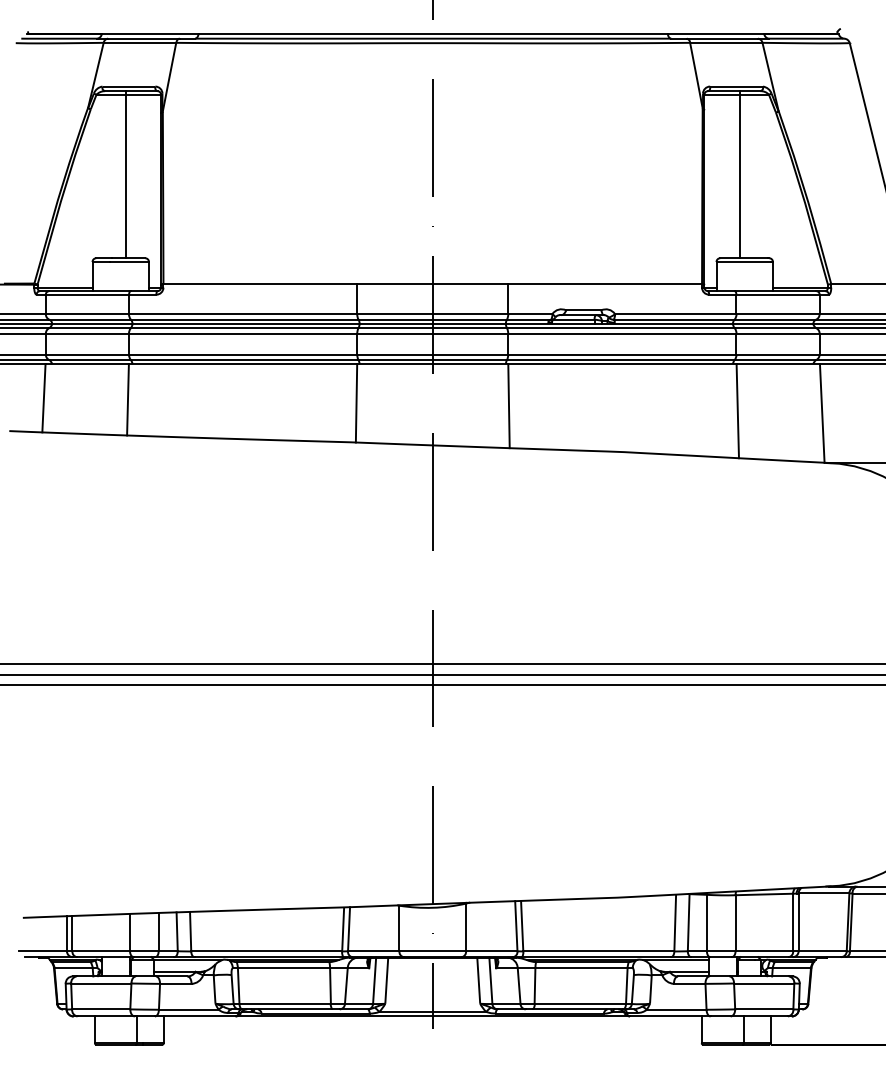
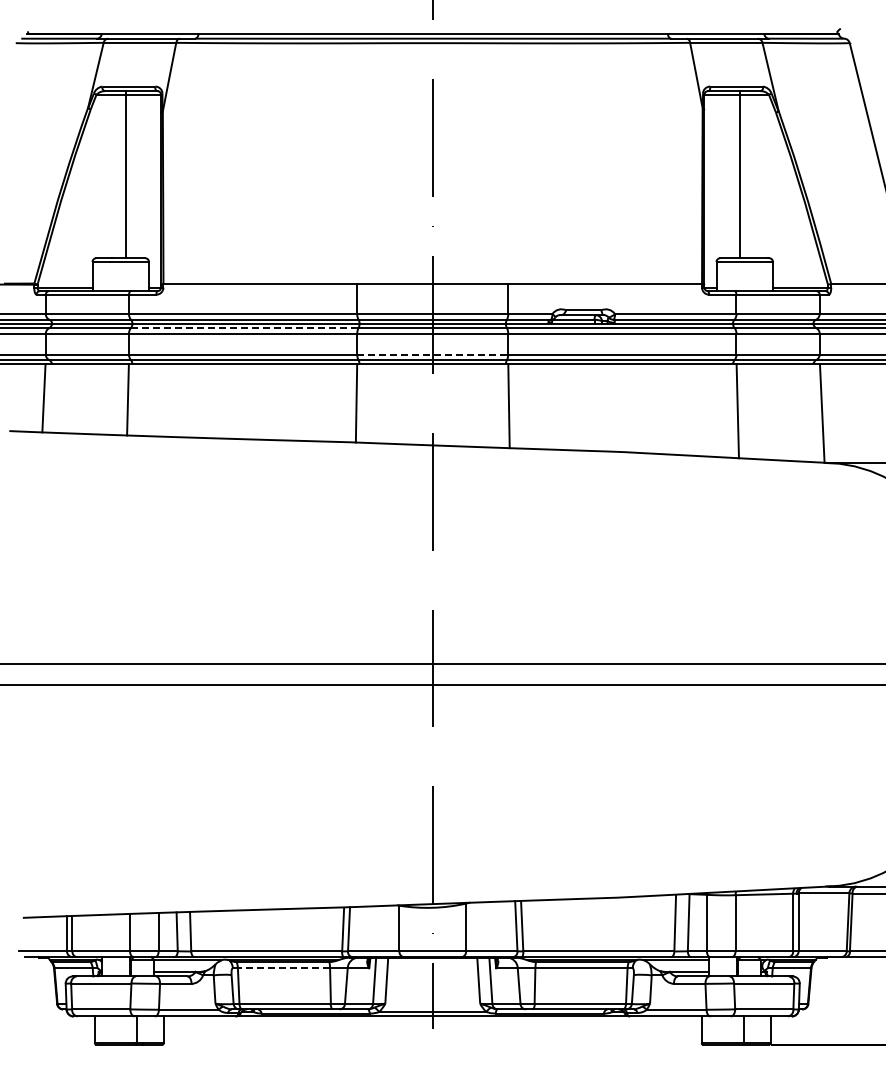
line: solid -> dashed (244, 328)
line: solid -> dashed (433, 354)
line: present -> none (442, 674)
line: solid -> dashed (283, 968)
